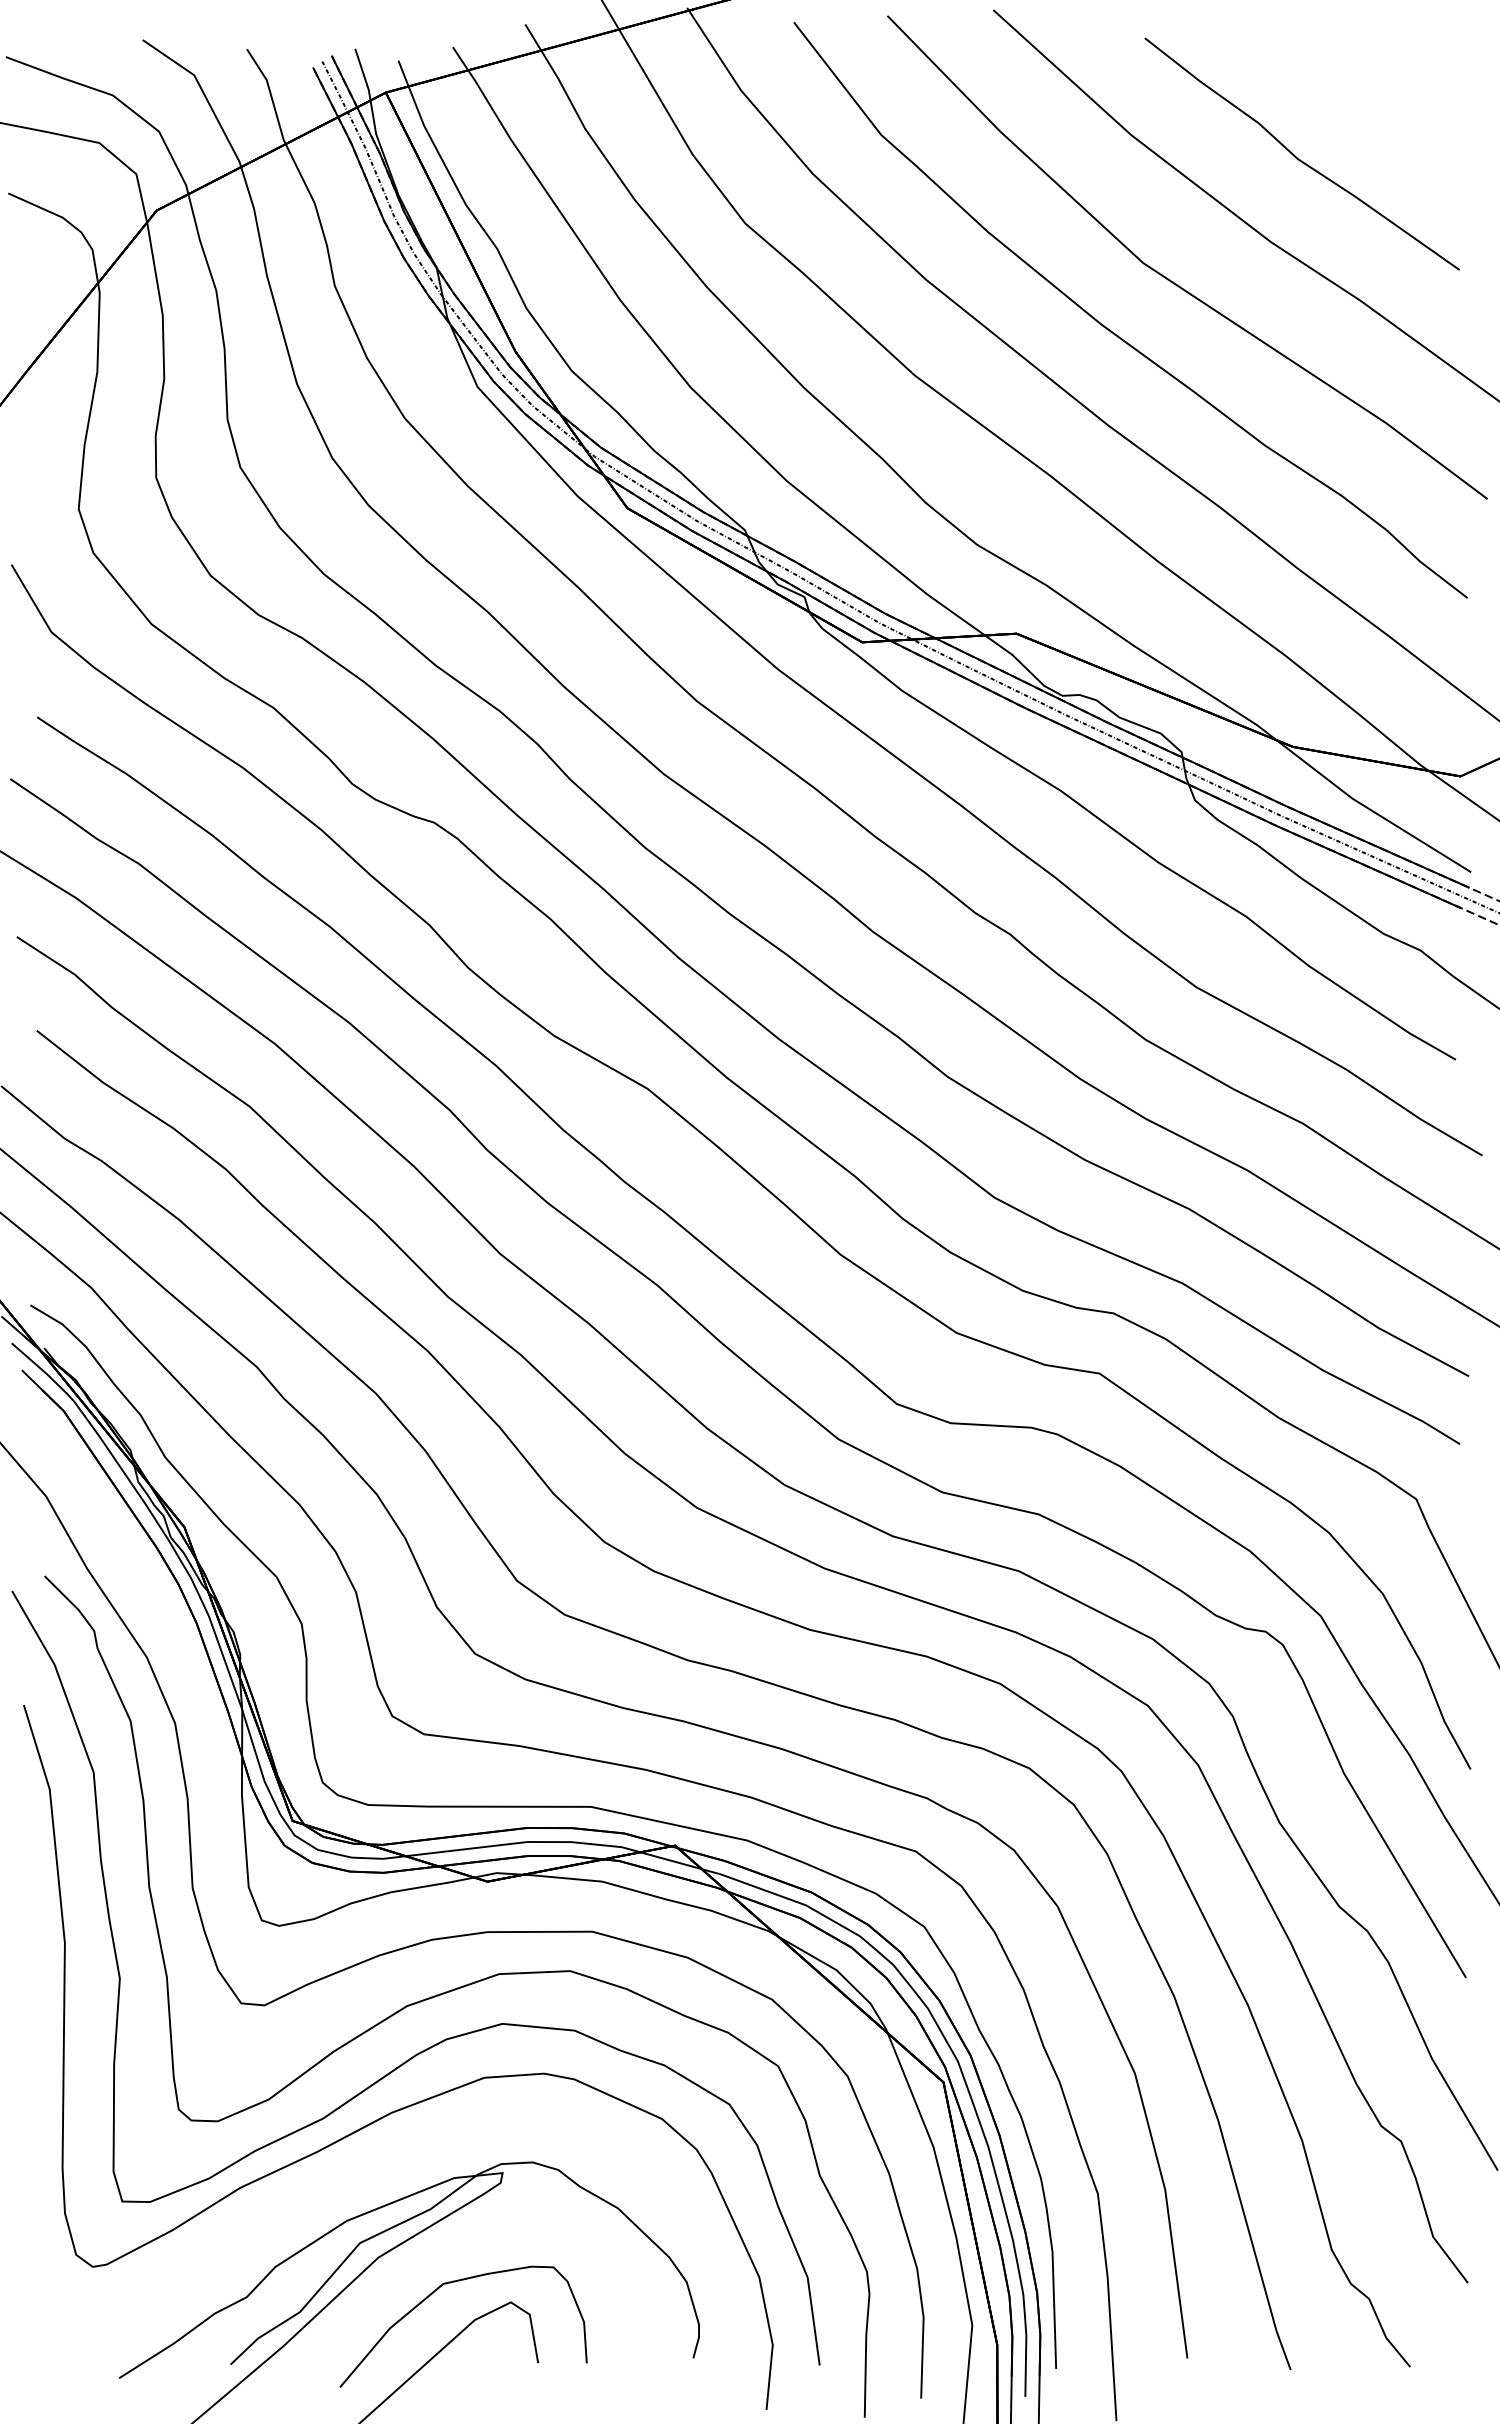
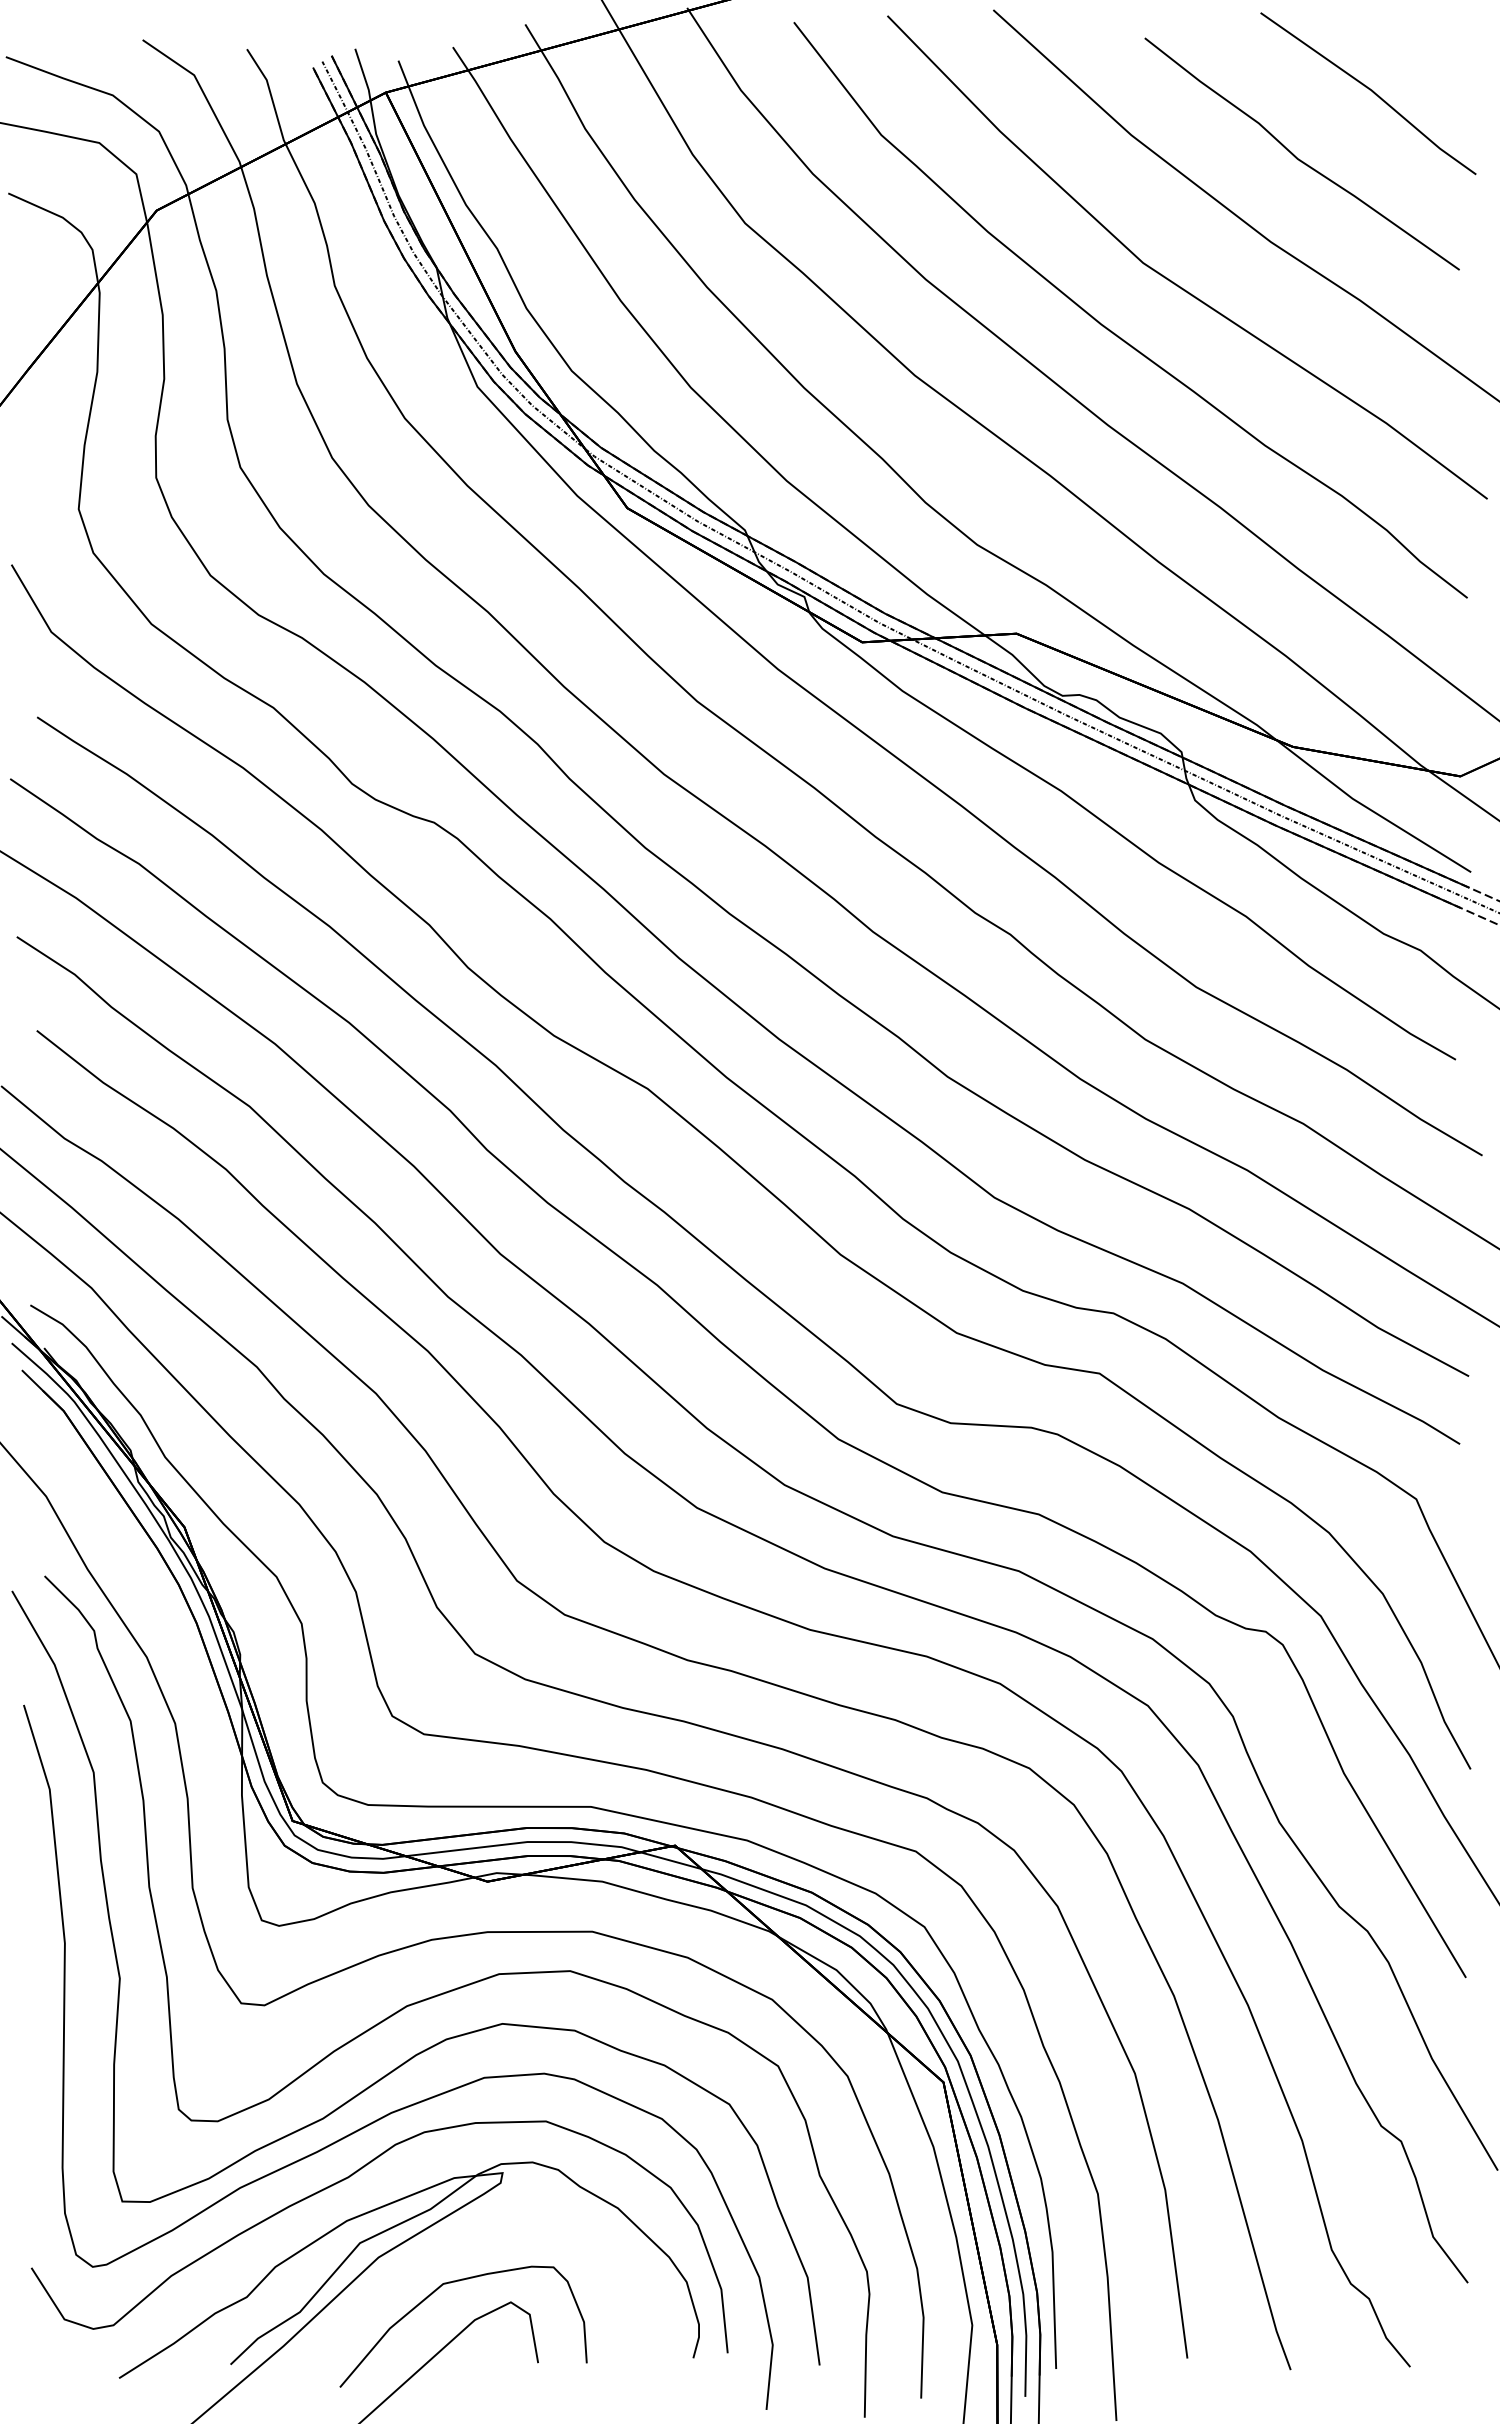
part: none -> present (1368, 93)
curve: none -> present (348, 2178)
